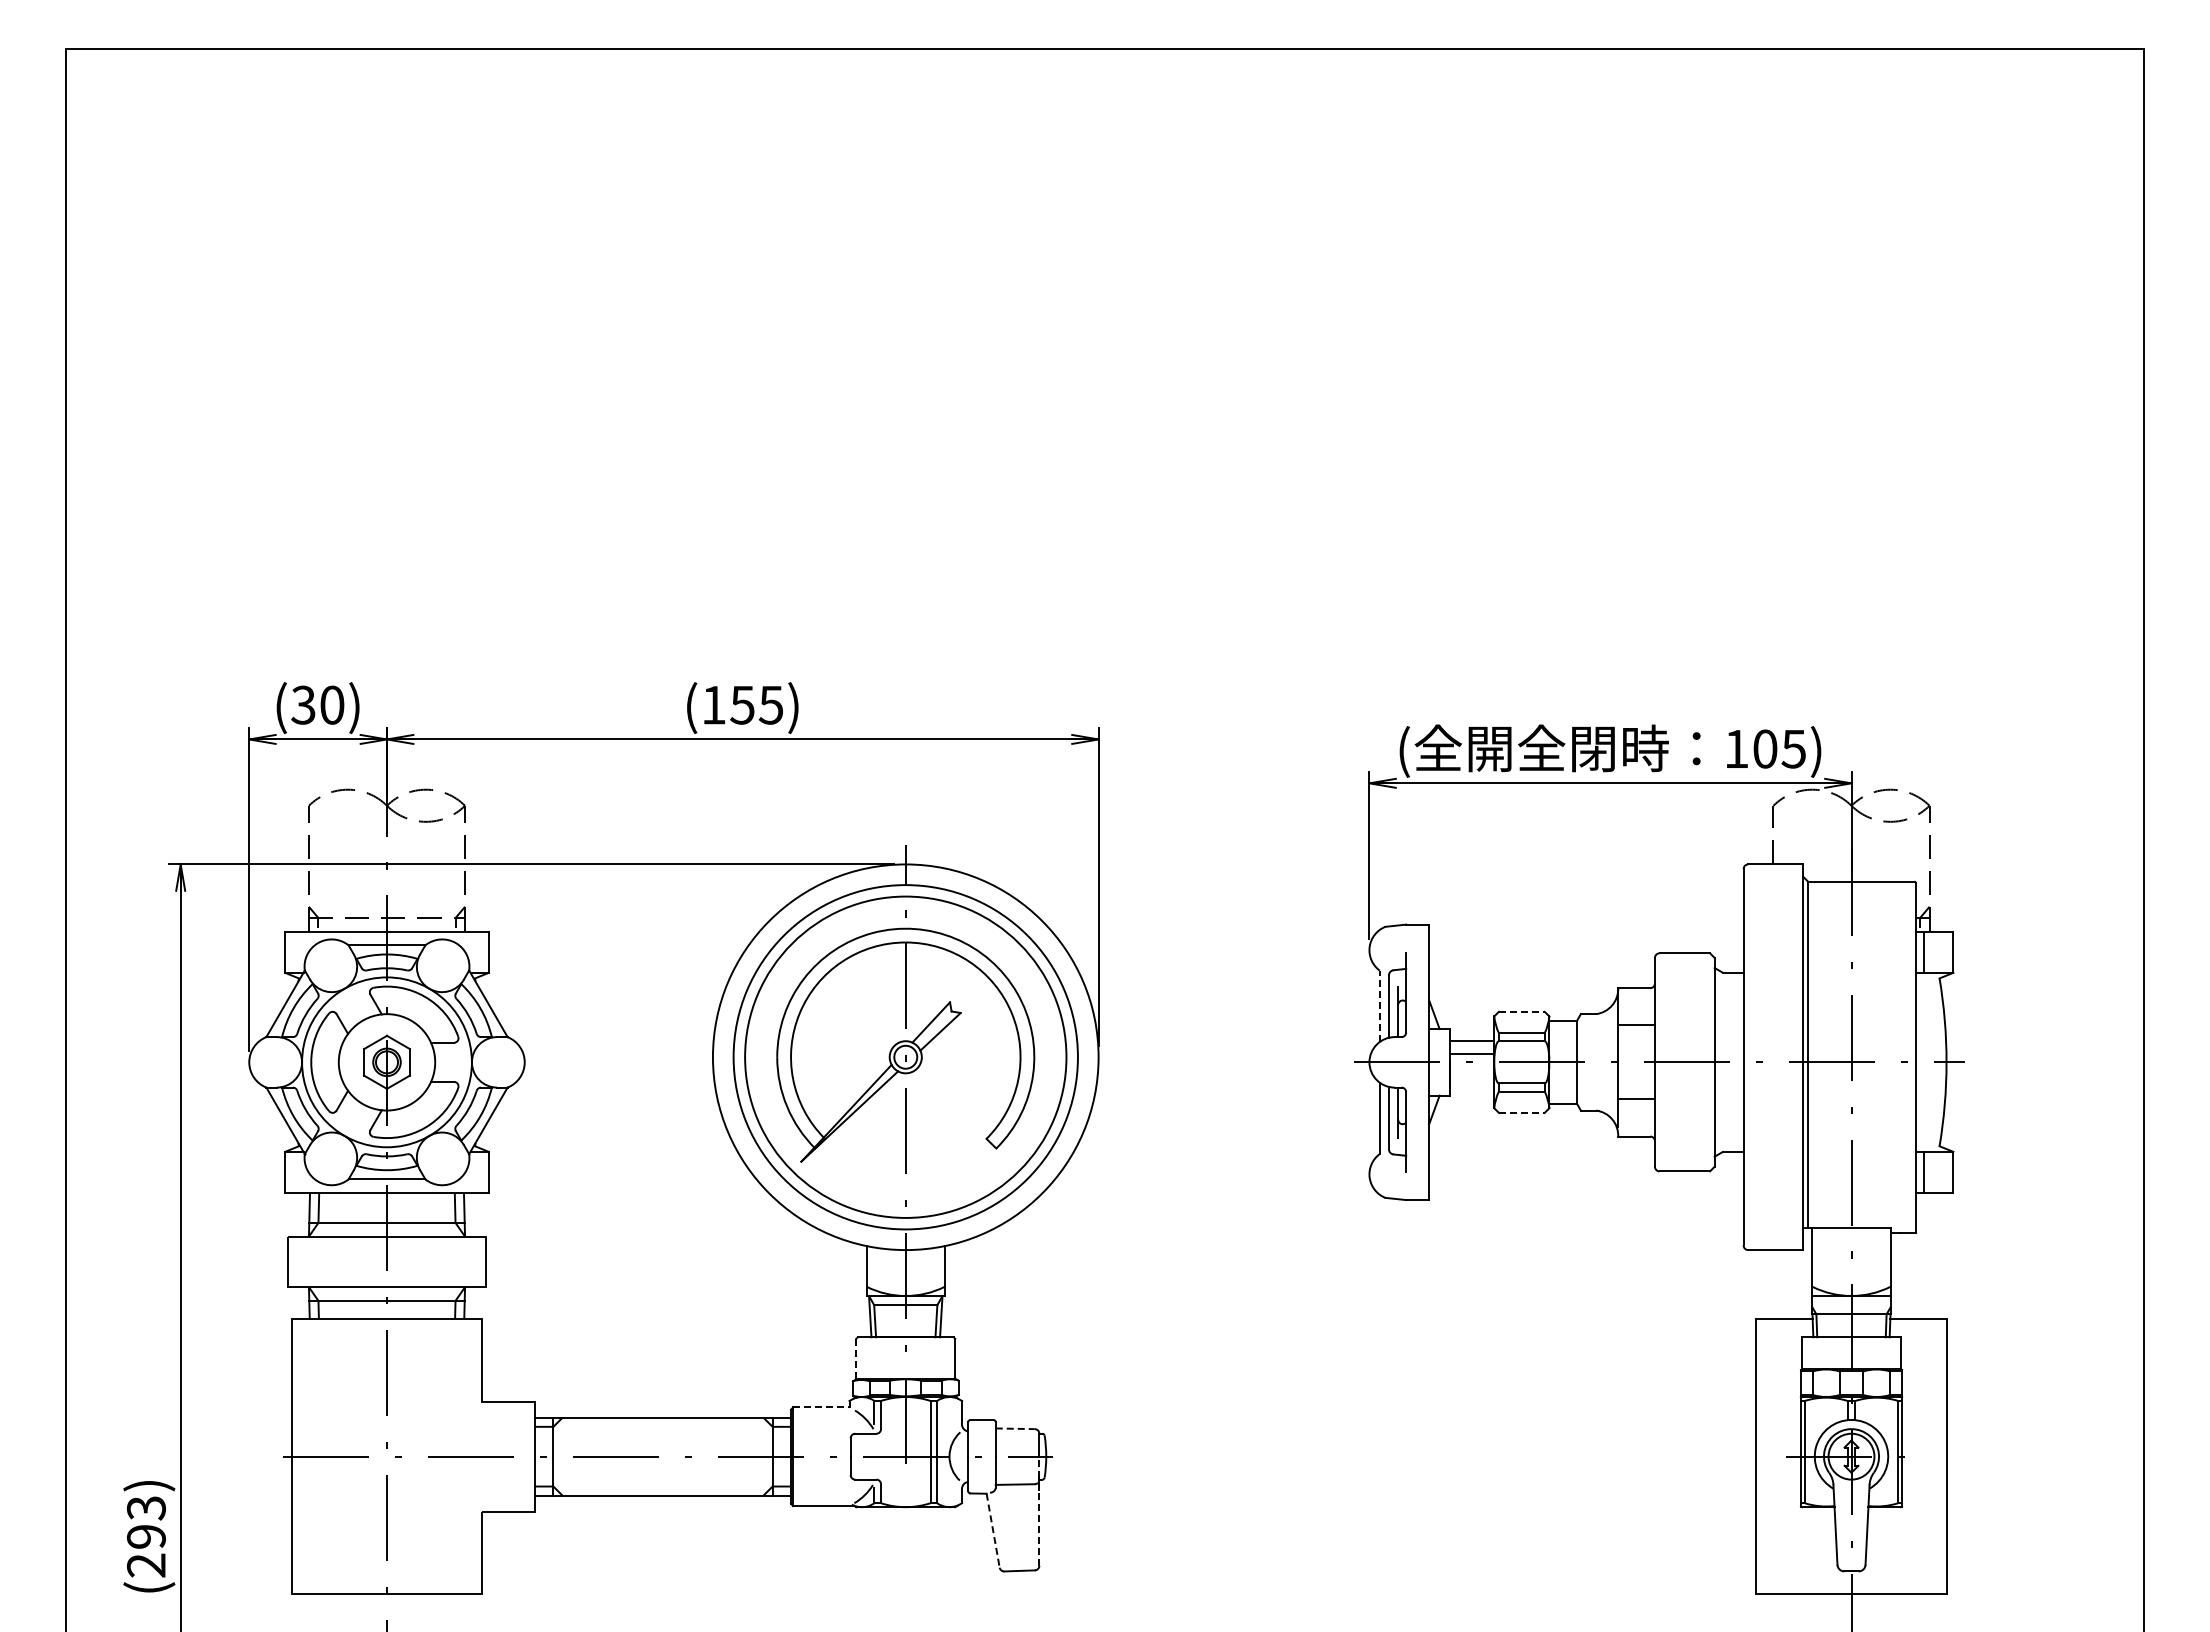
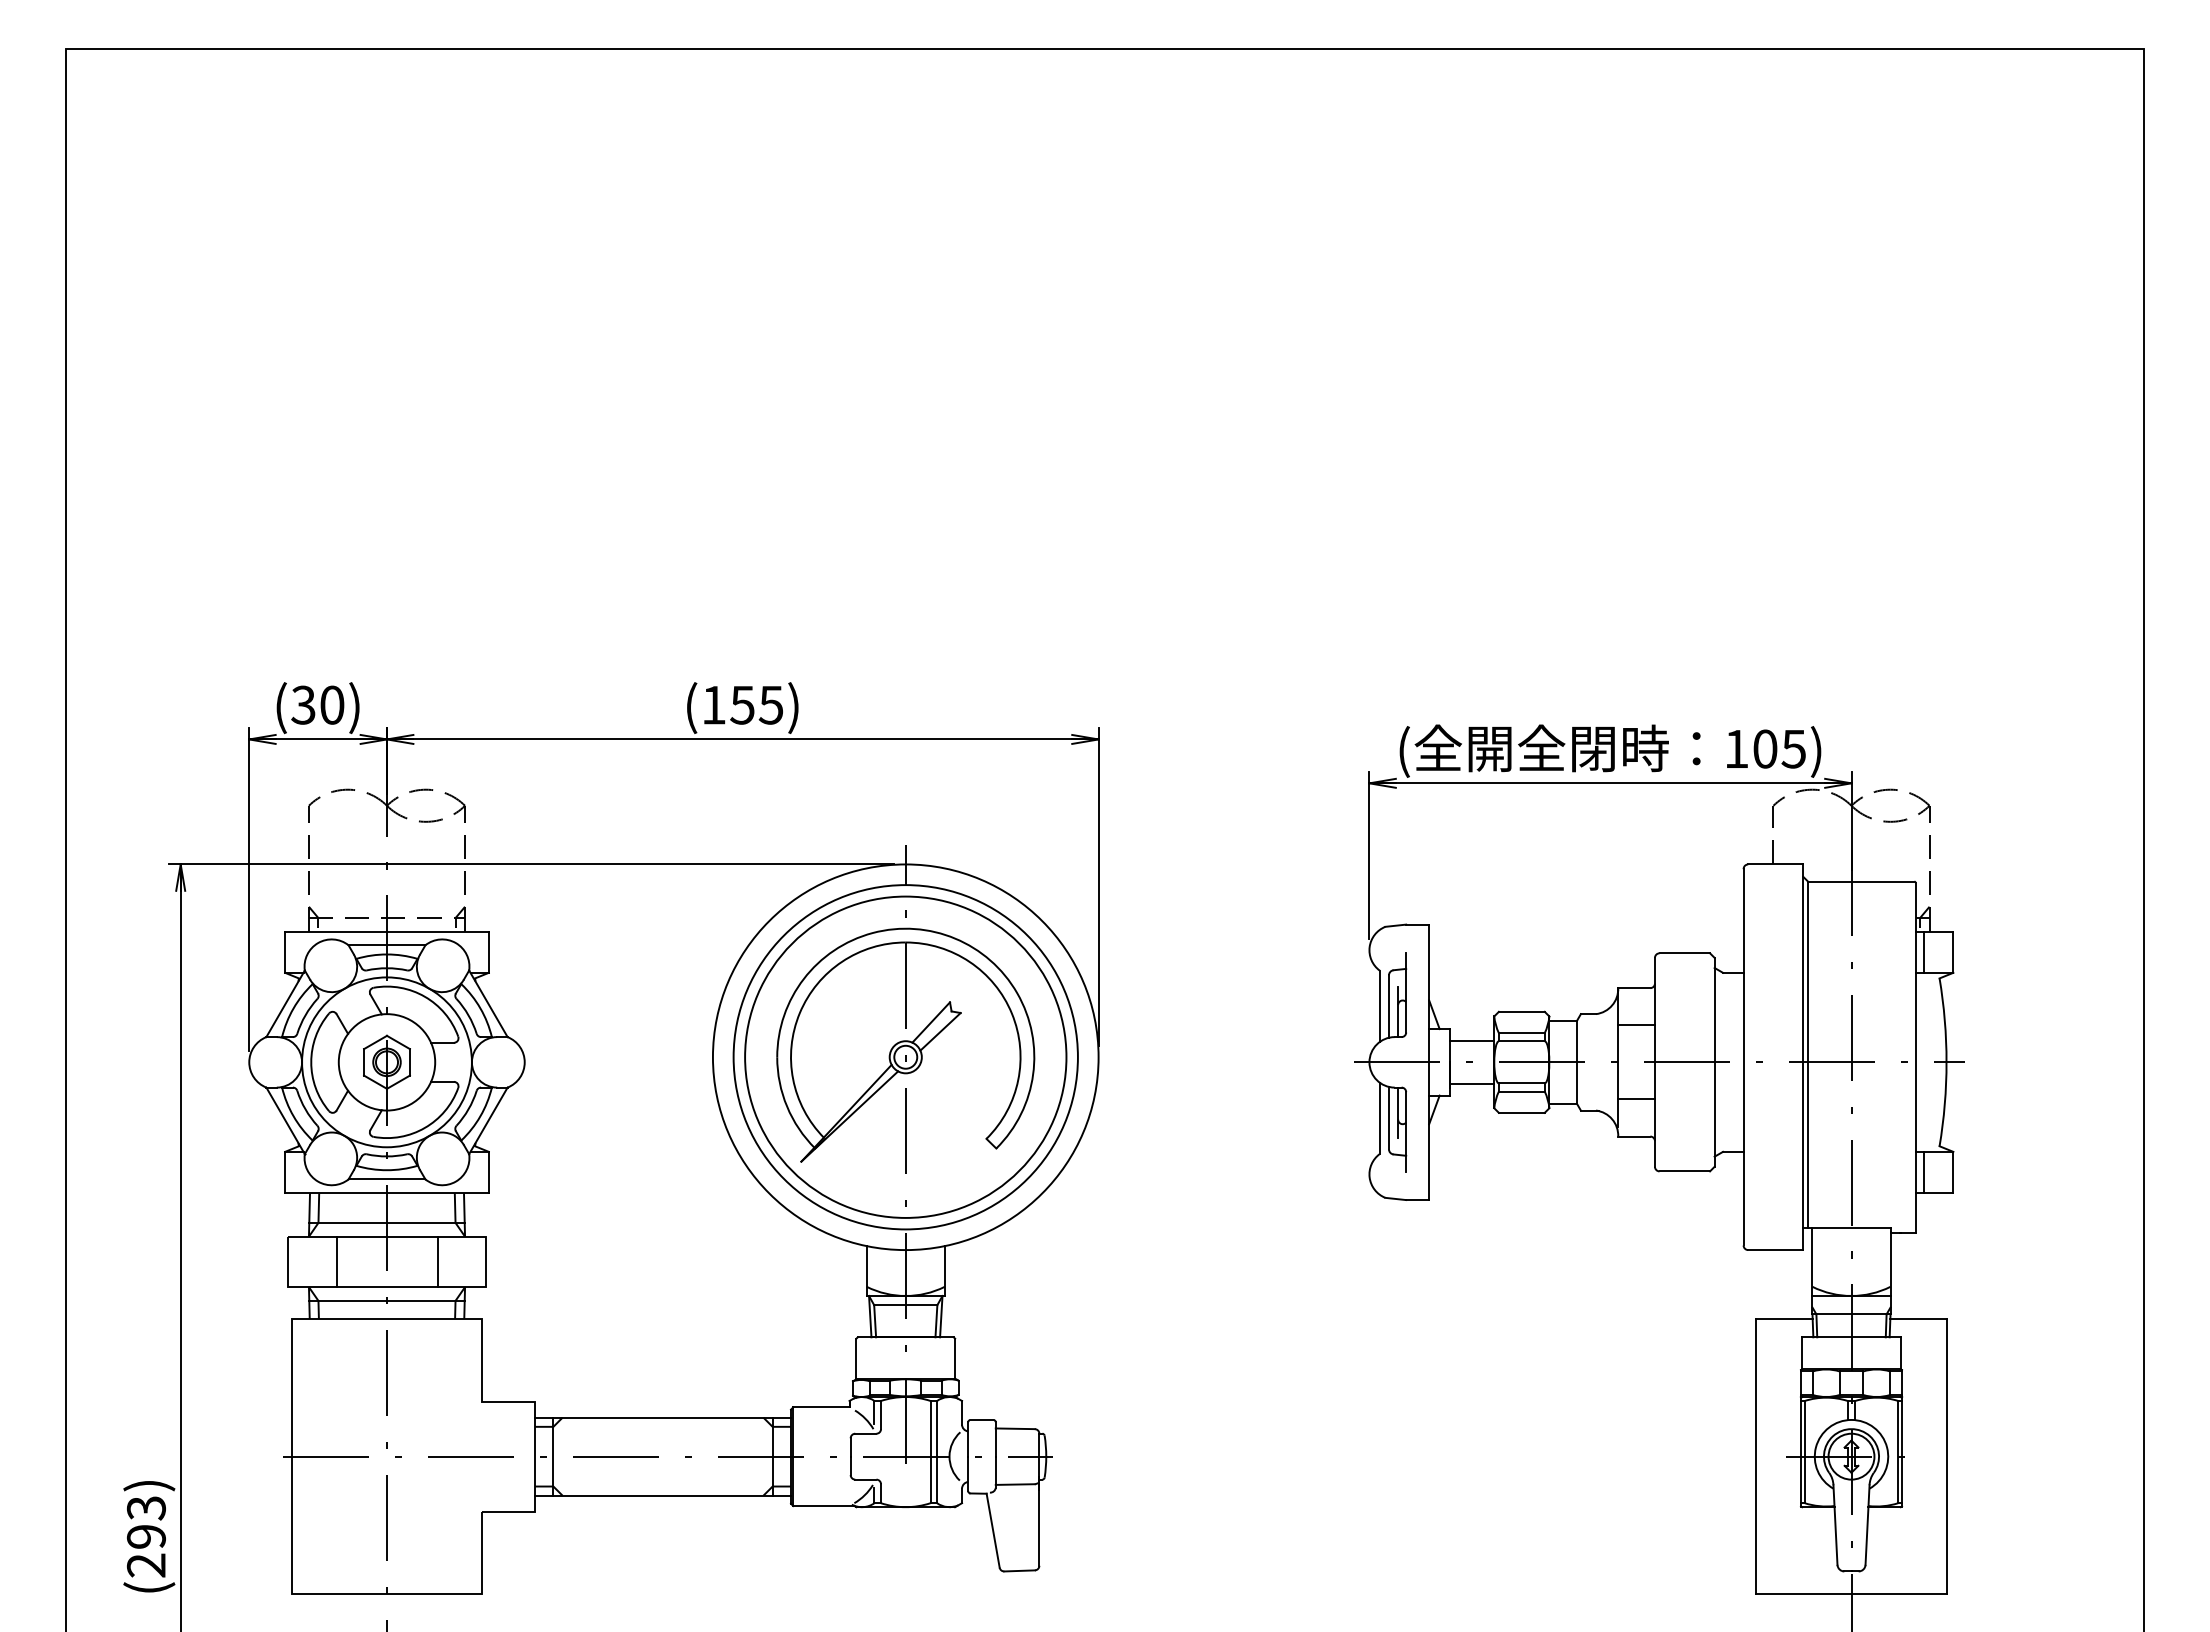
line: dashed -> solid (1379, 1006)
line: dashed -> solid (1521, 1011)
line position: (1471, 1054) -> (1471, 1084) (1471, 1084)
line: dashed -> solid (1521, 1112)
line: none -> present (336, 1261)
line: none -> present (437, 1261)
line: dashed -> solid (856, 1358)
line: dashed -> solid (821, 1407)
line: dashed -> solid (1015, 1428)
line: dashed -> solid (1039, 1511)
line: dashed -> solid (993, 1530)
